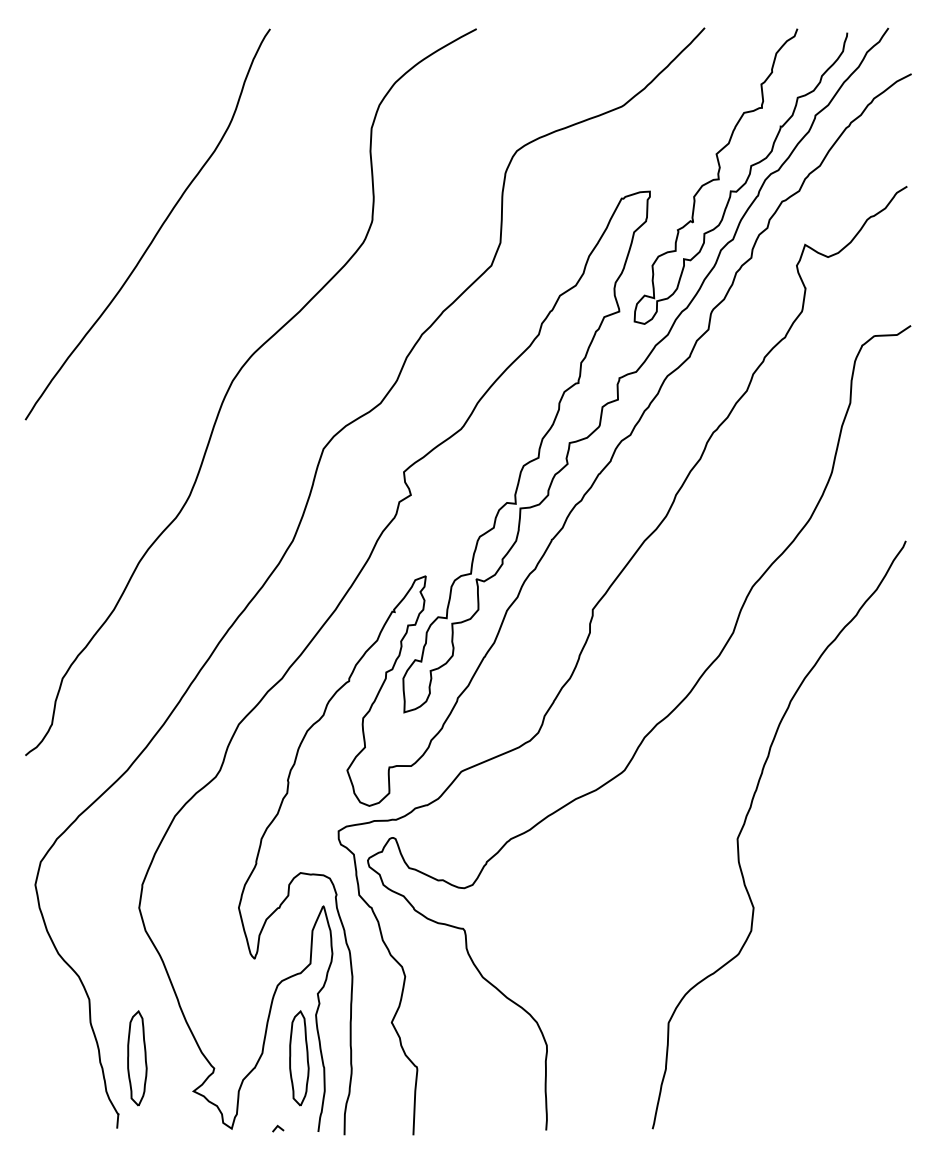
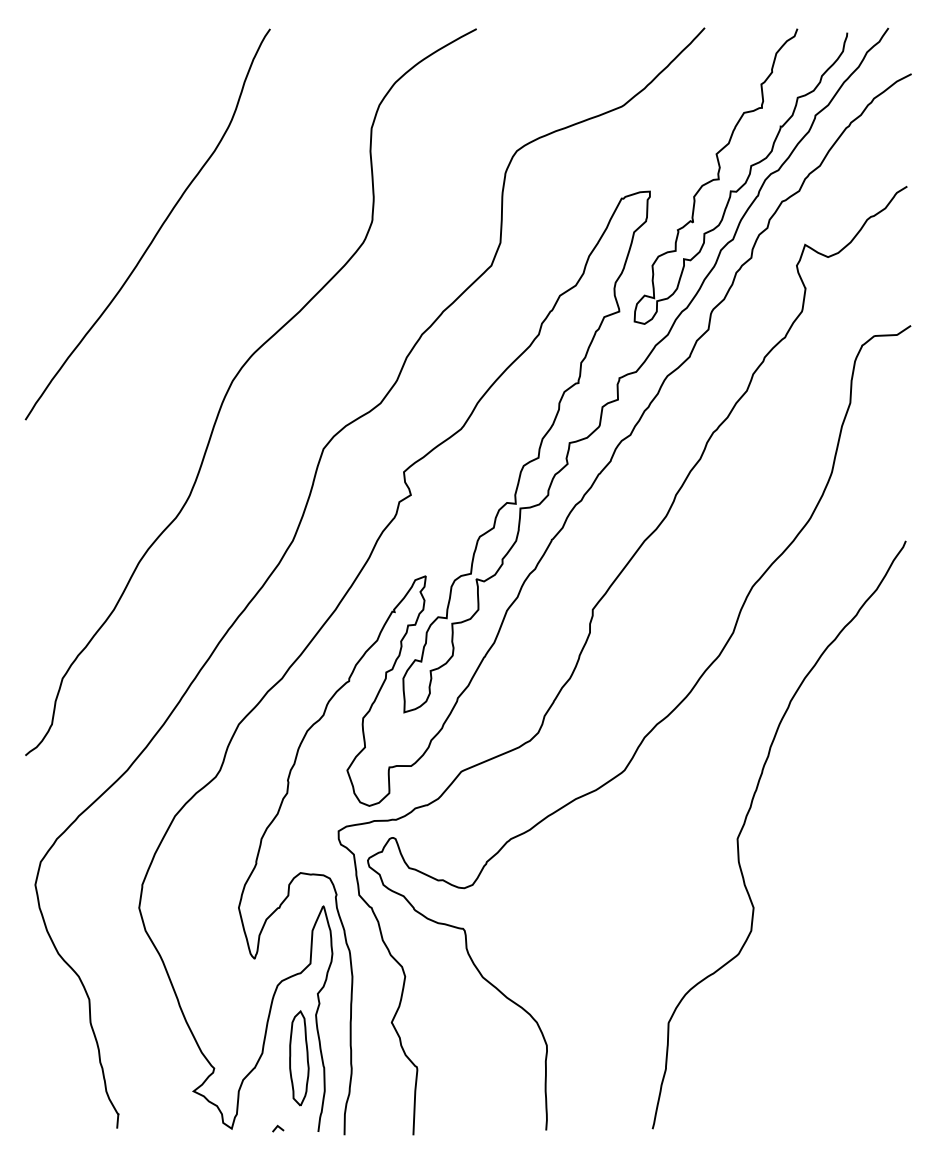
part: present -> none (137, 1058)
